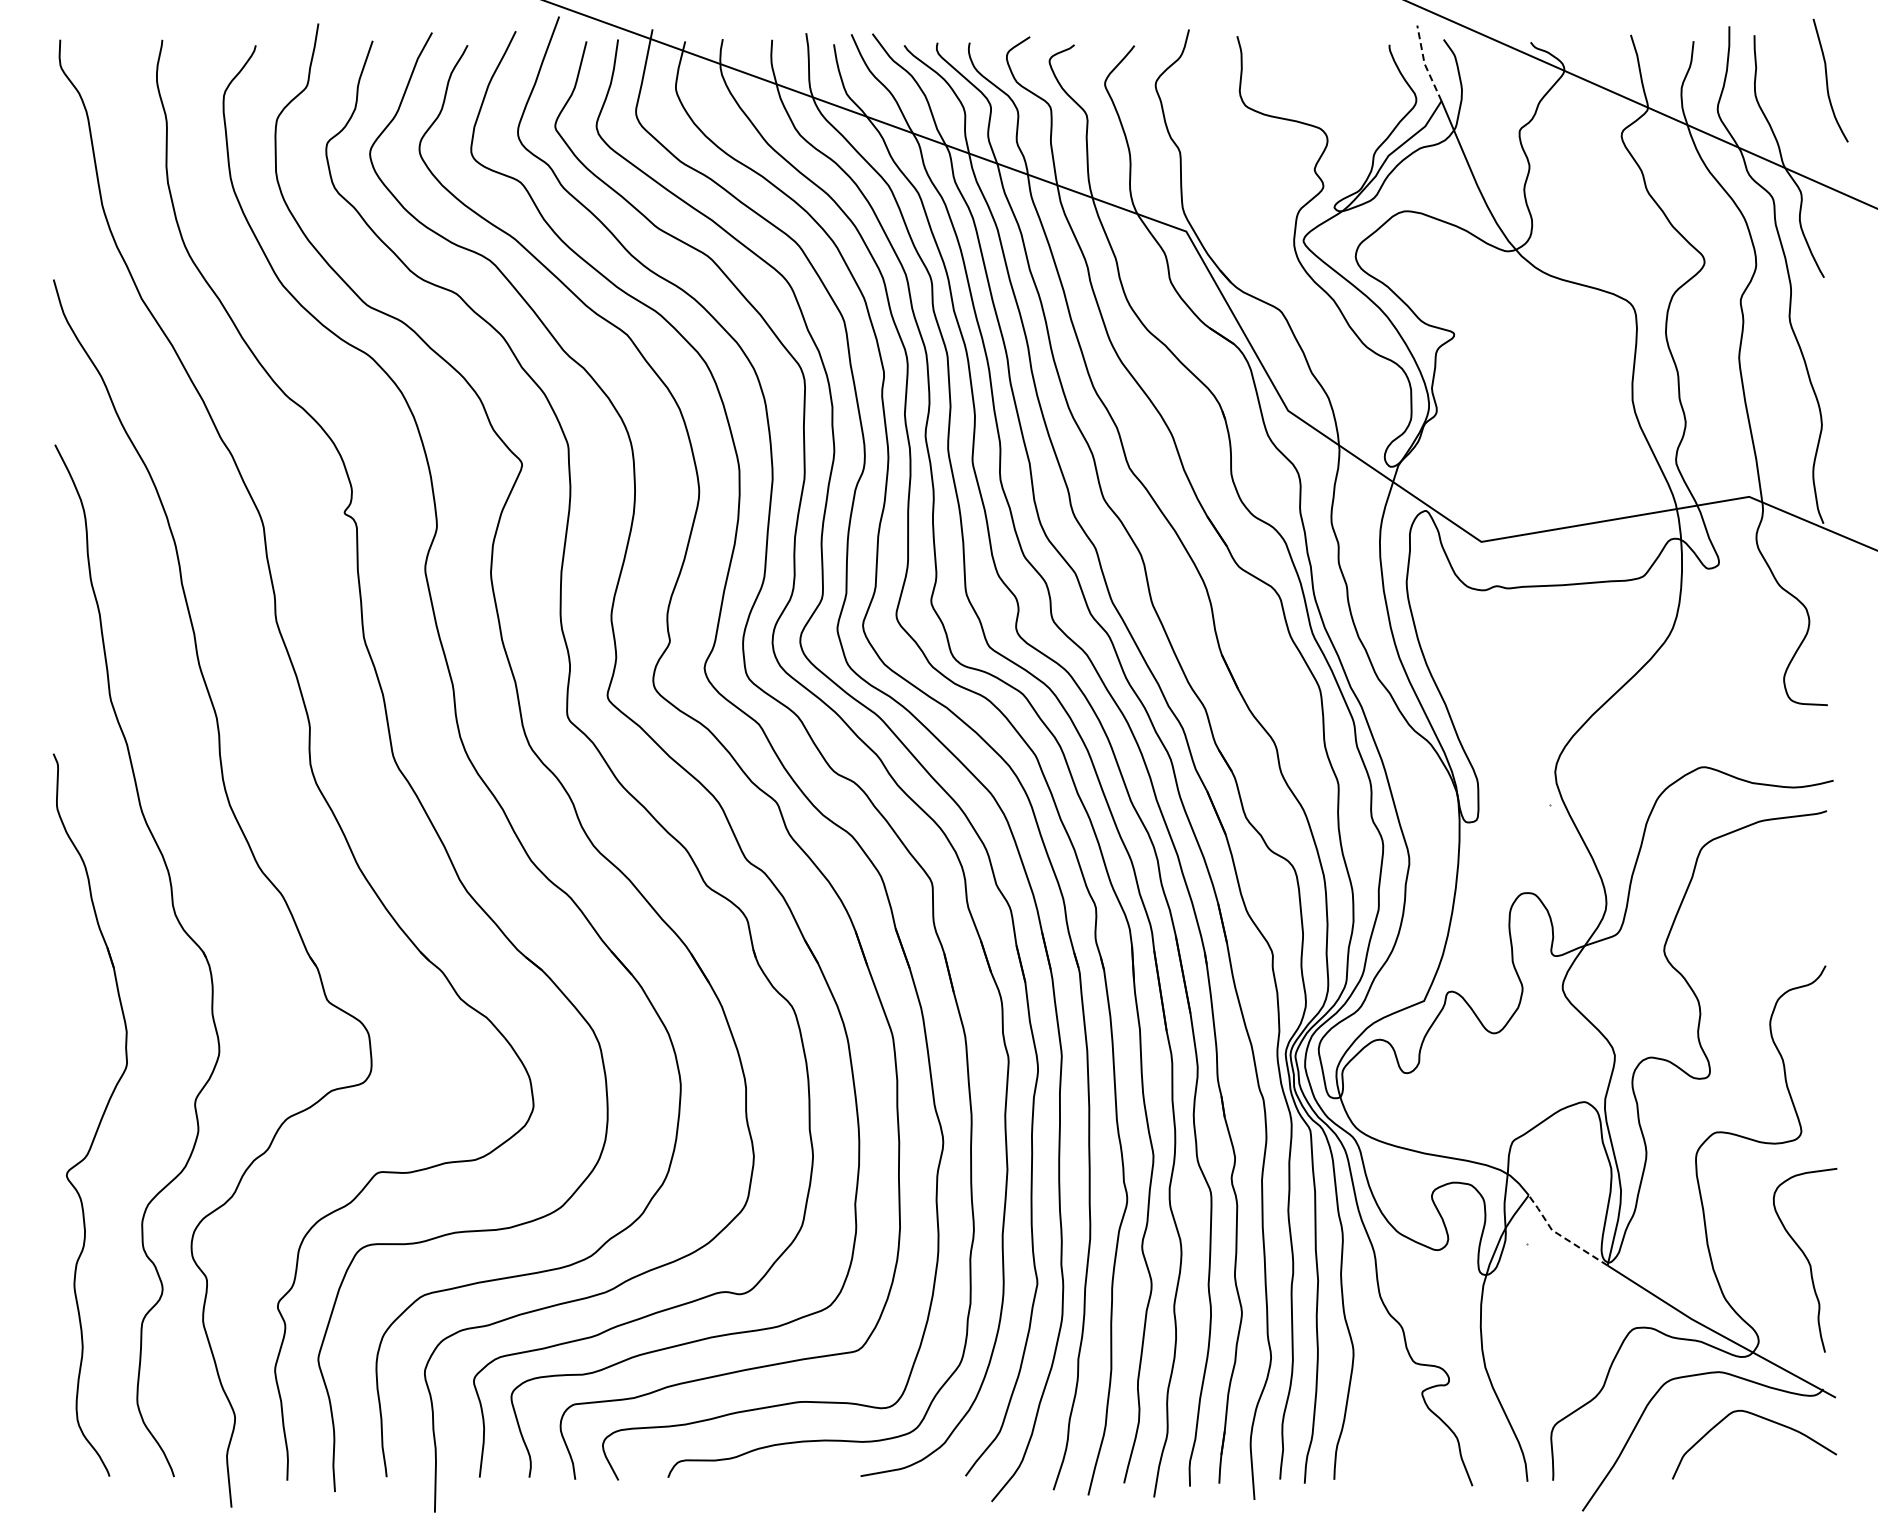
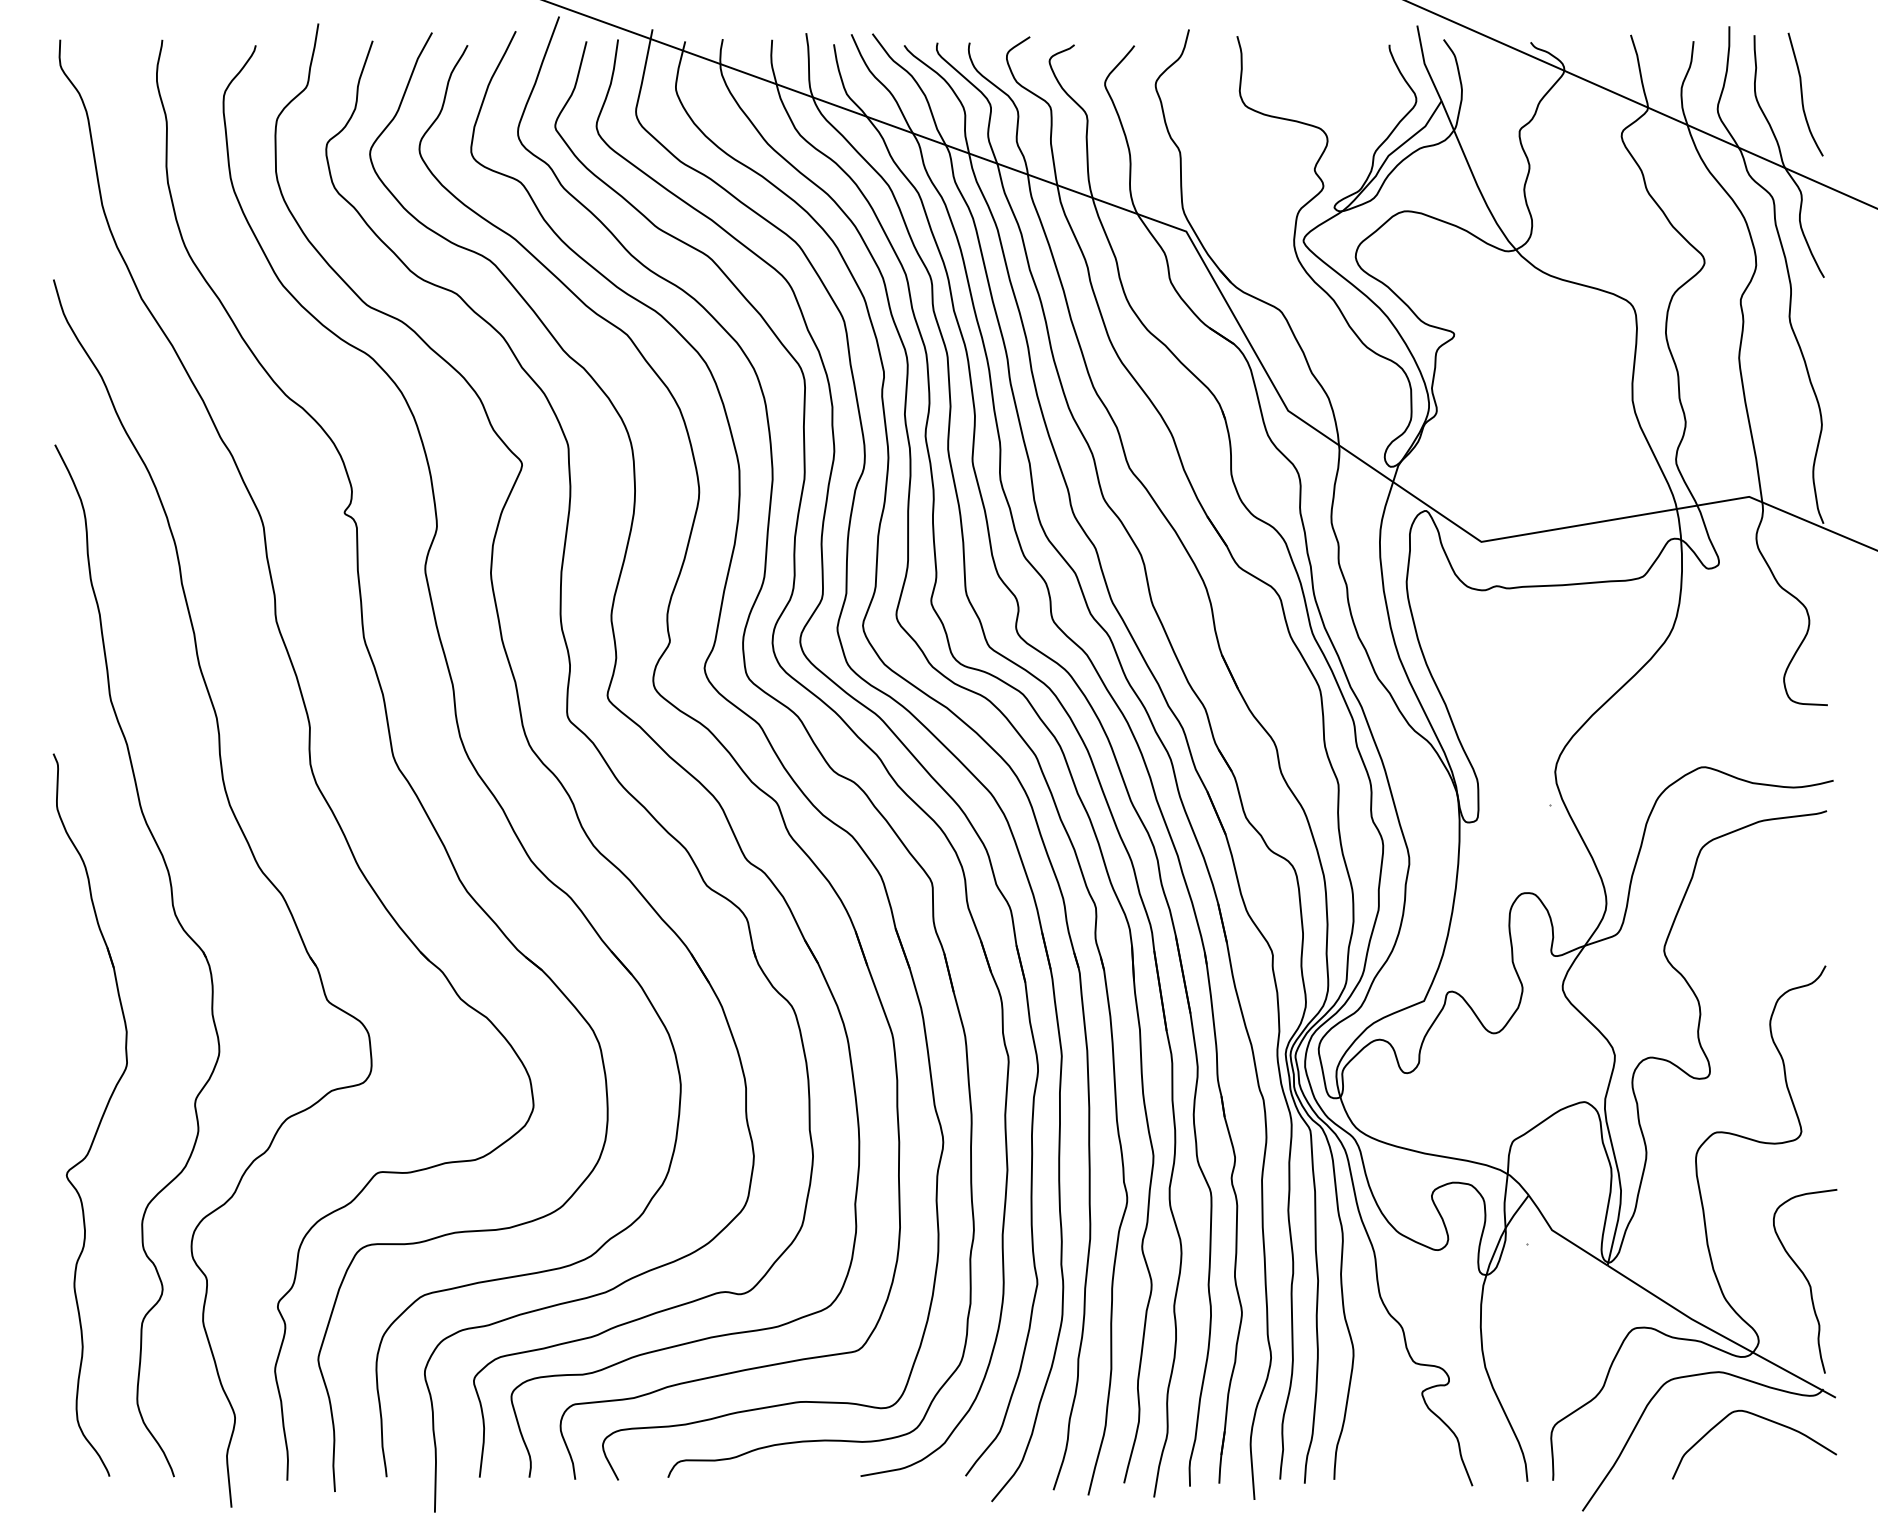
line: dashed -> solid (1424, 64)
curve position: (1827, 80) -> (1802, 94) (1802, 94)
line: dashed -> solid (1560, 1235)
curve position: (1806, 1259) -> (1806, 1280) (1806, 1280)
